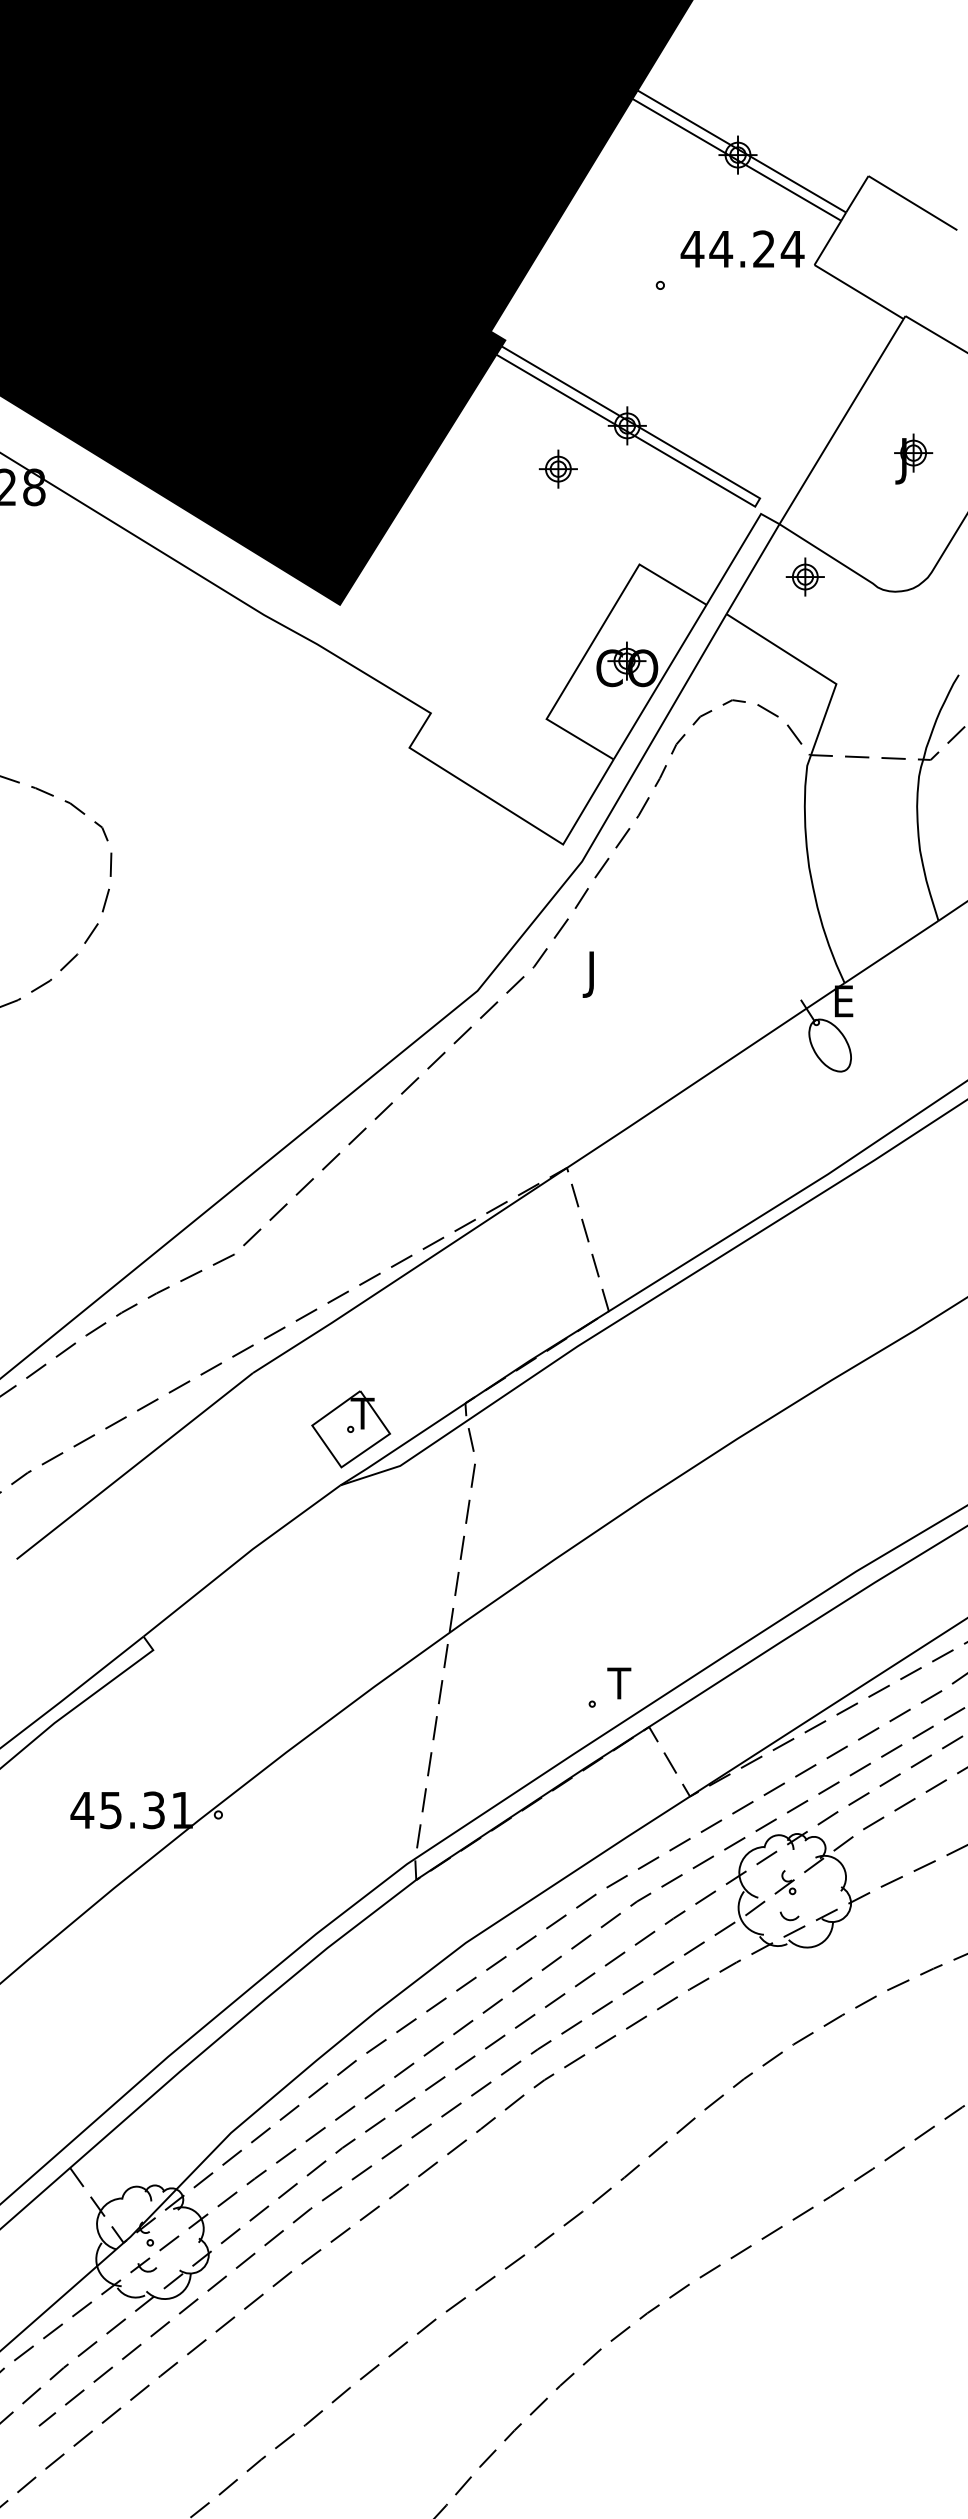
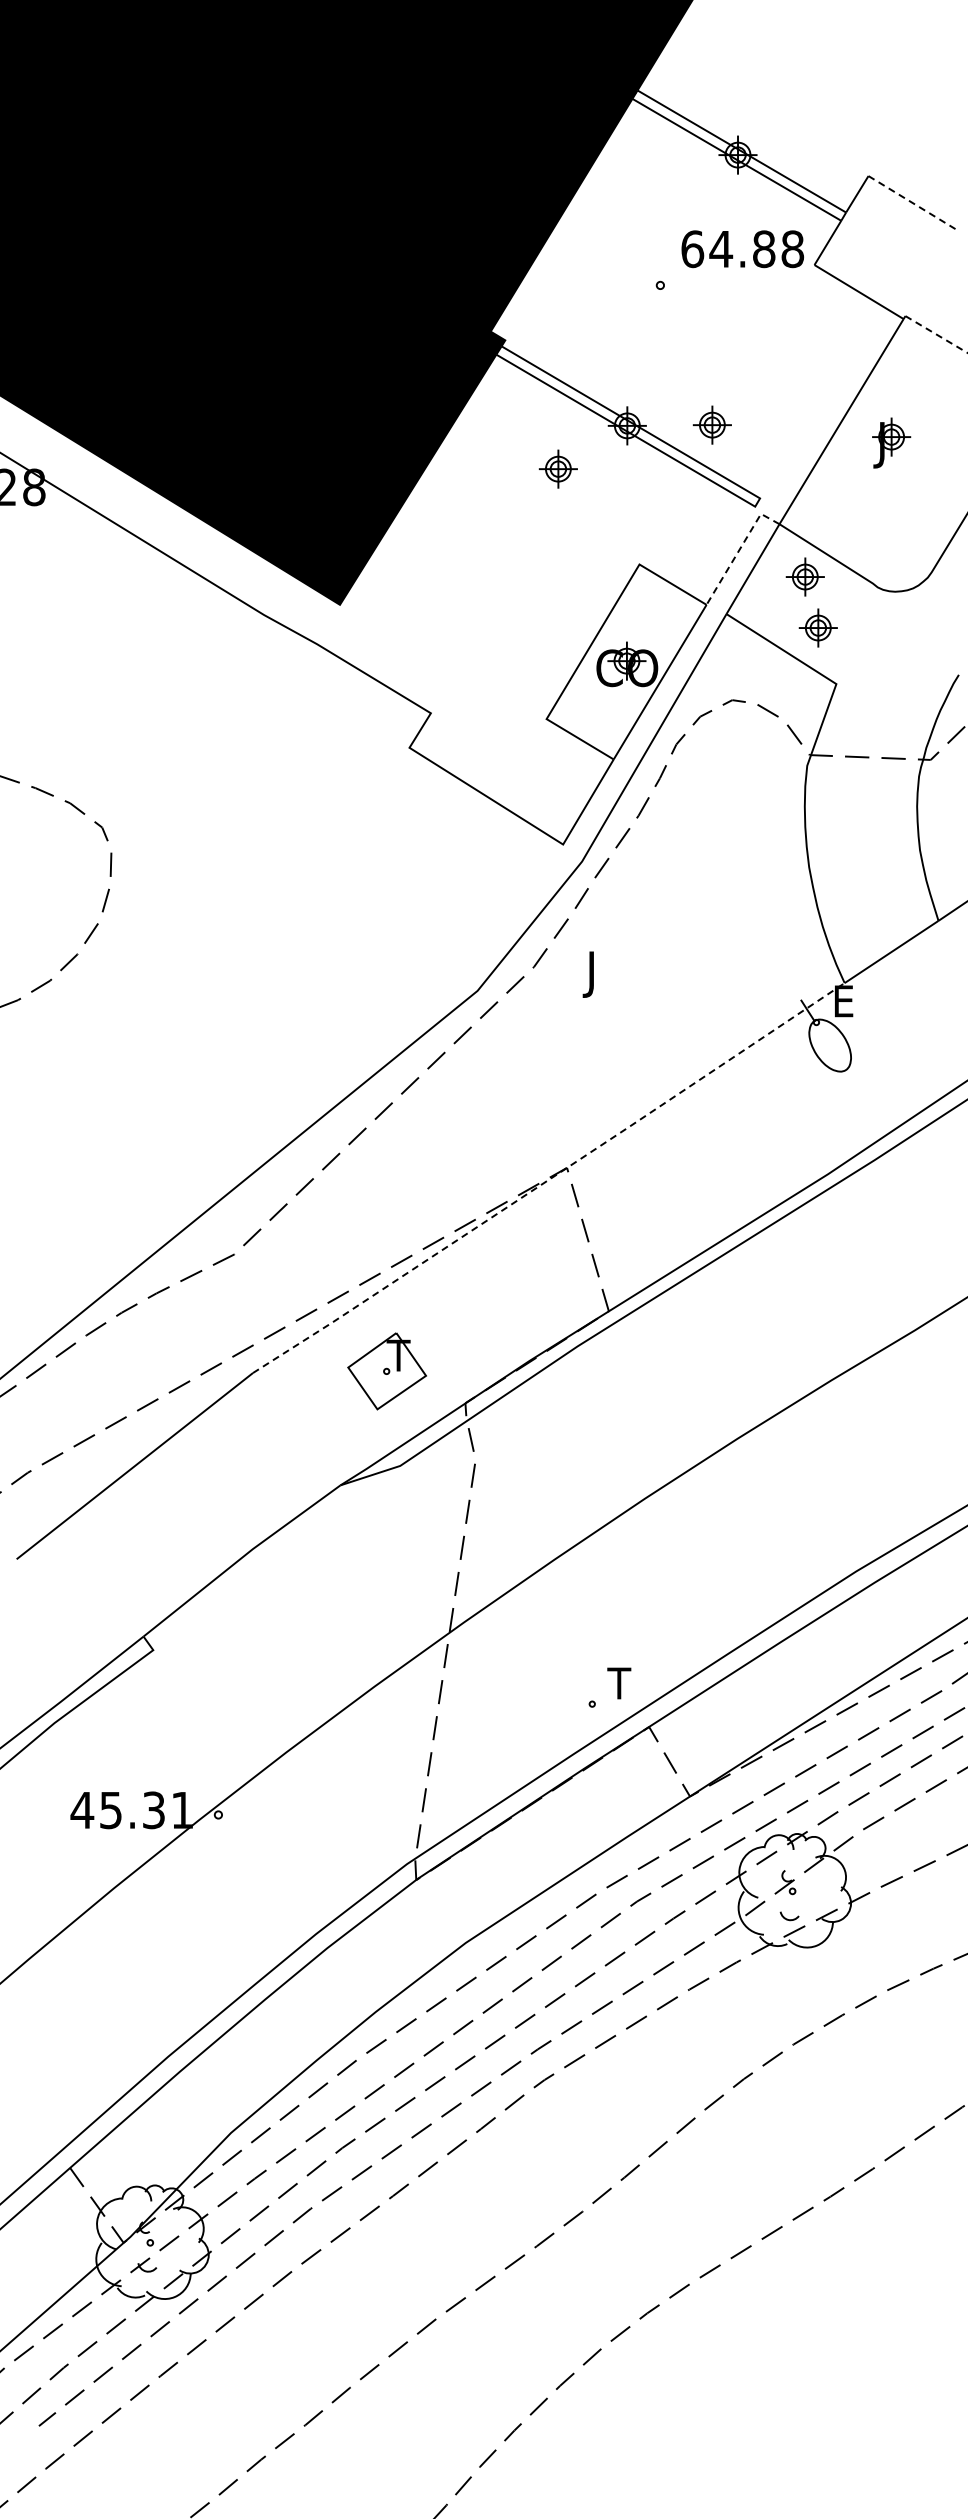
line: solid -> dashed (913, 203)
text: 44.24 -> 64.88 (742, 249)
line: solid -> dashed (937, 334)
part: none -> present (711, 424)
part position: (913, 458) -> (891, 442) (891, 442)
line: solid -> dashed (739, 549)
part: none -> present (817, 627)
line: solid -> dashed (550, 1179)
part position: (350, 1429) -> (386, 1371) (386, 1371)
